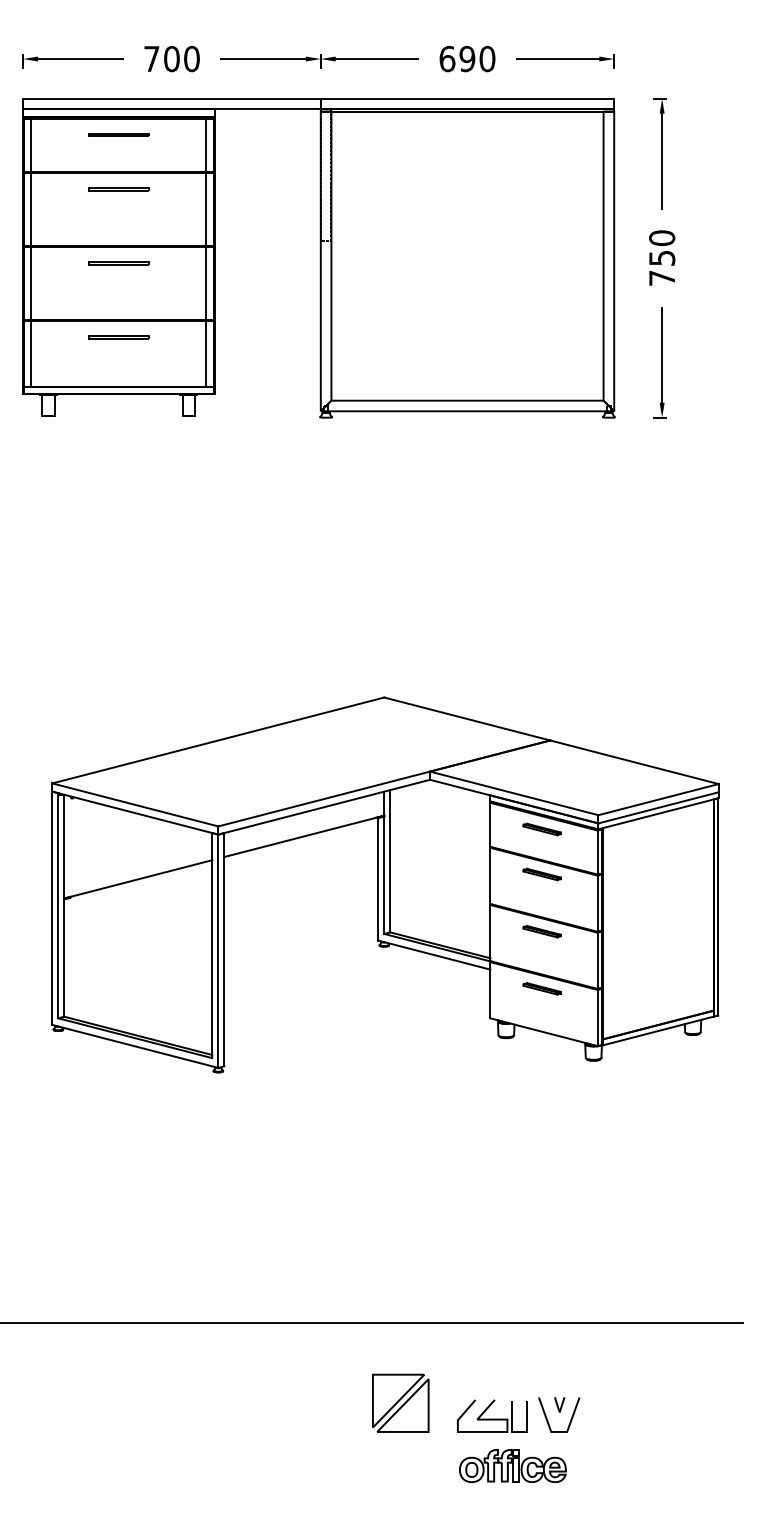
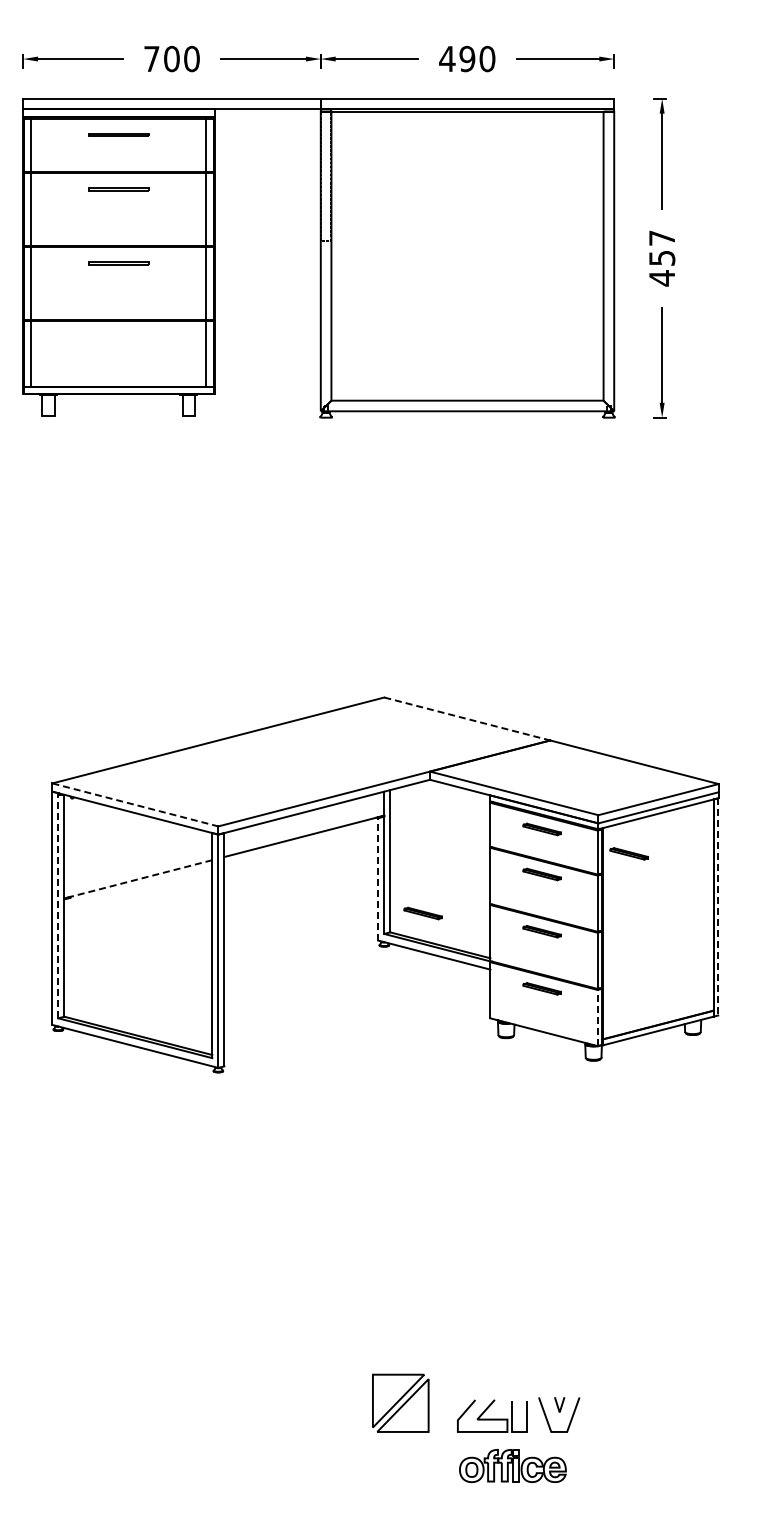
text: 690 -> 490 (447, 58)
text: 750 -> 457 (662, 258)
line: present -> none (118, 336)
line: solid -> dashed (467, 719)
line: solid -> dashed (135, 804)
part: none -> present (628, 853)
line: solid -> dashed (378, 878)
line: solid -> dashed (137, 879)
line: solid -> dashed (58, 905)
line: solid -> dashed (718, 906)
part: none -> present (422, 913)
line: solid -> dashed (597, 1017)
line: present -> none (372, 1322)
